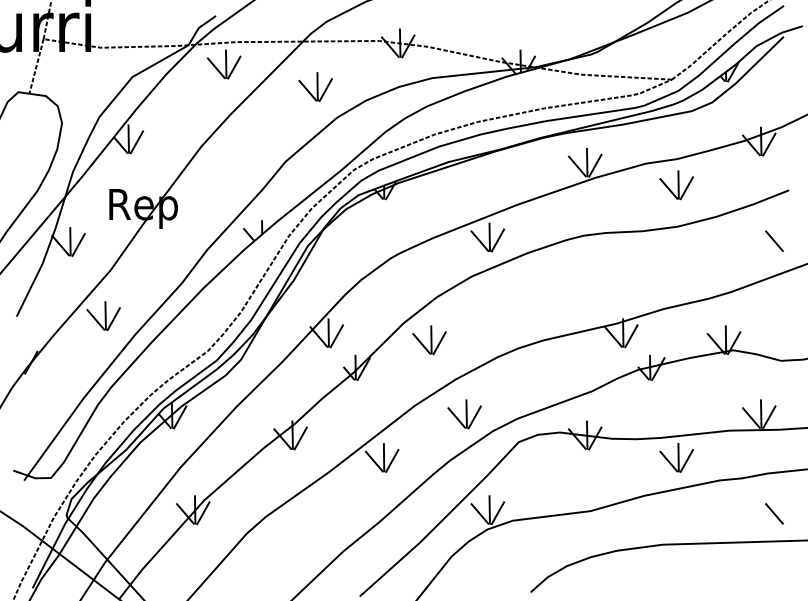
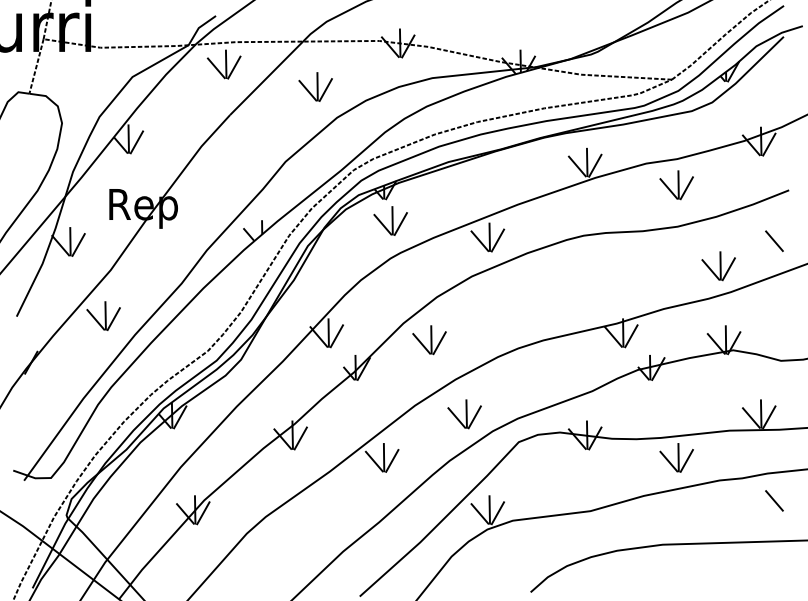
part: none -> present (390, 220)
part: none -> present (718, 266)
line position: (774, 513) -> (774, 500) (774, 500)
